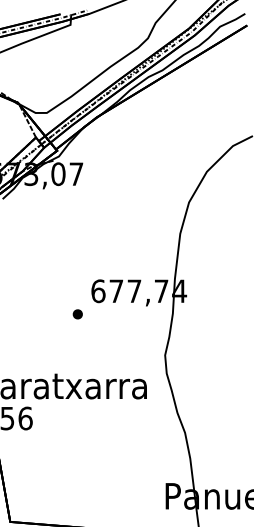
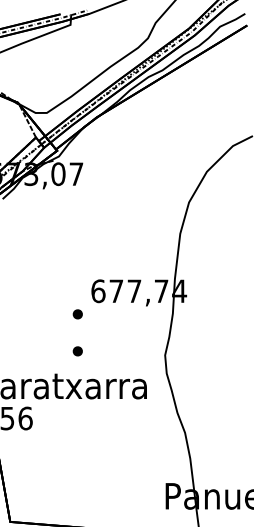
part: none -> present (77, 351)
